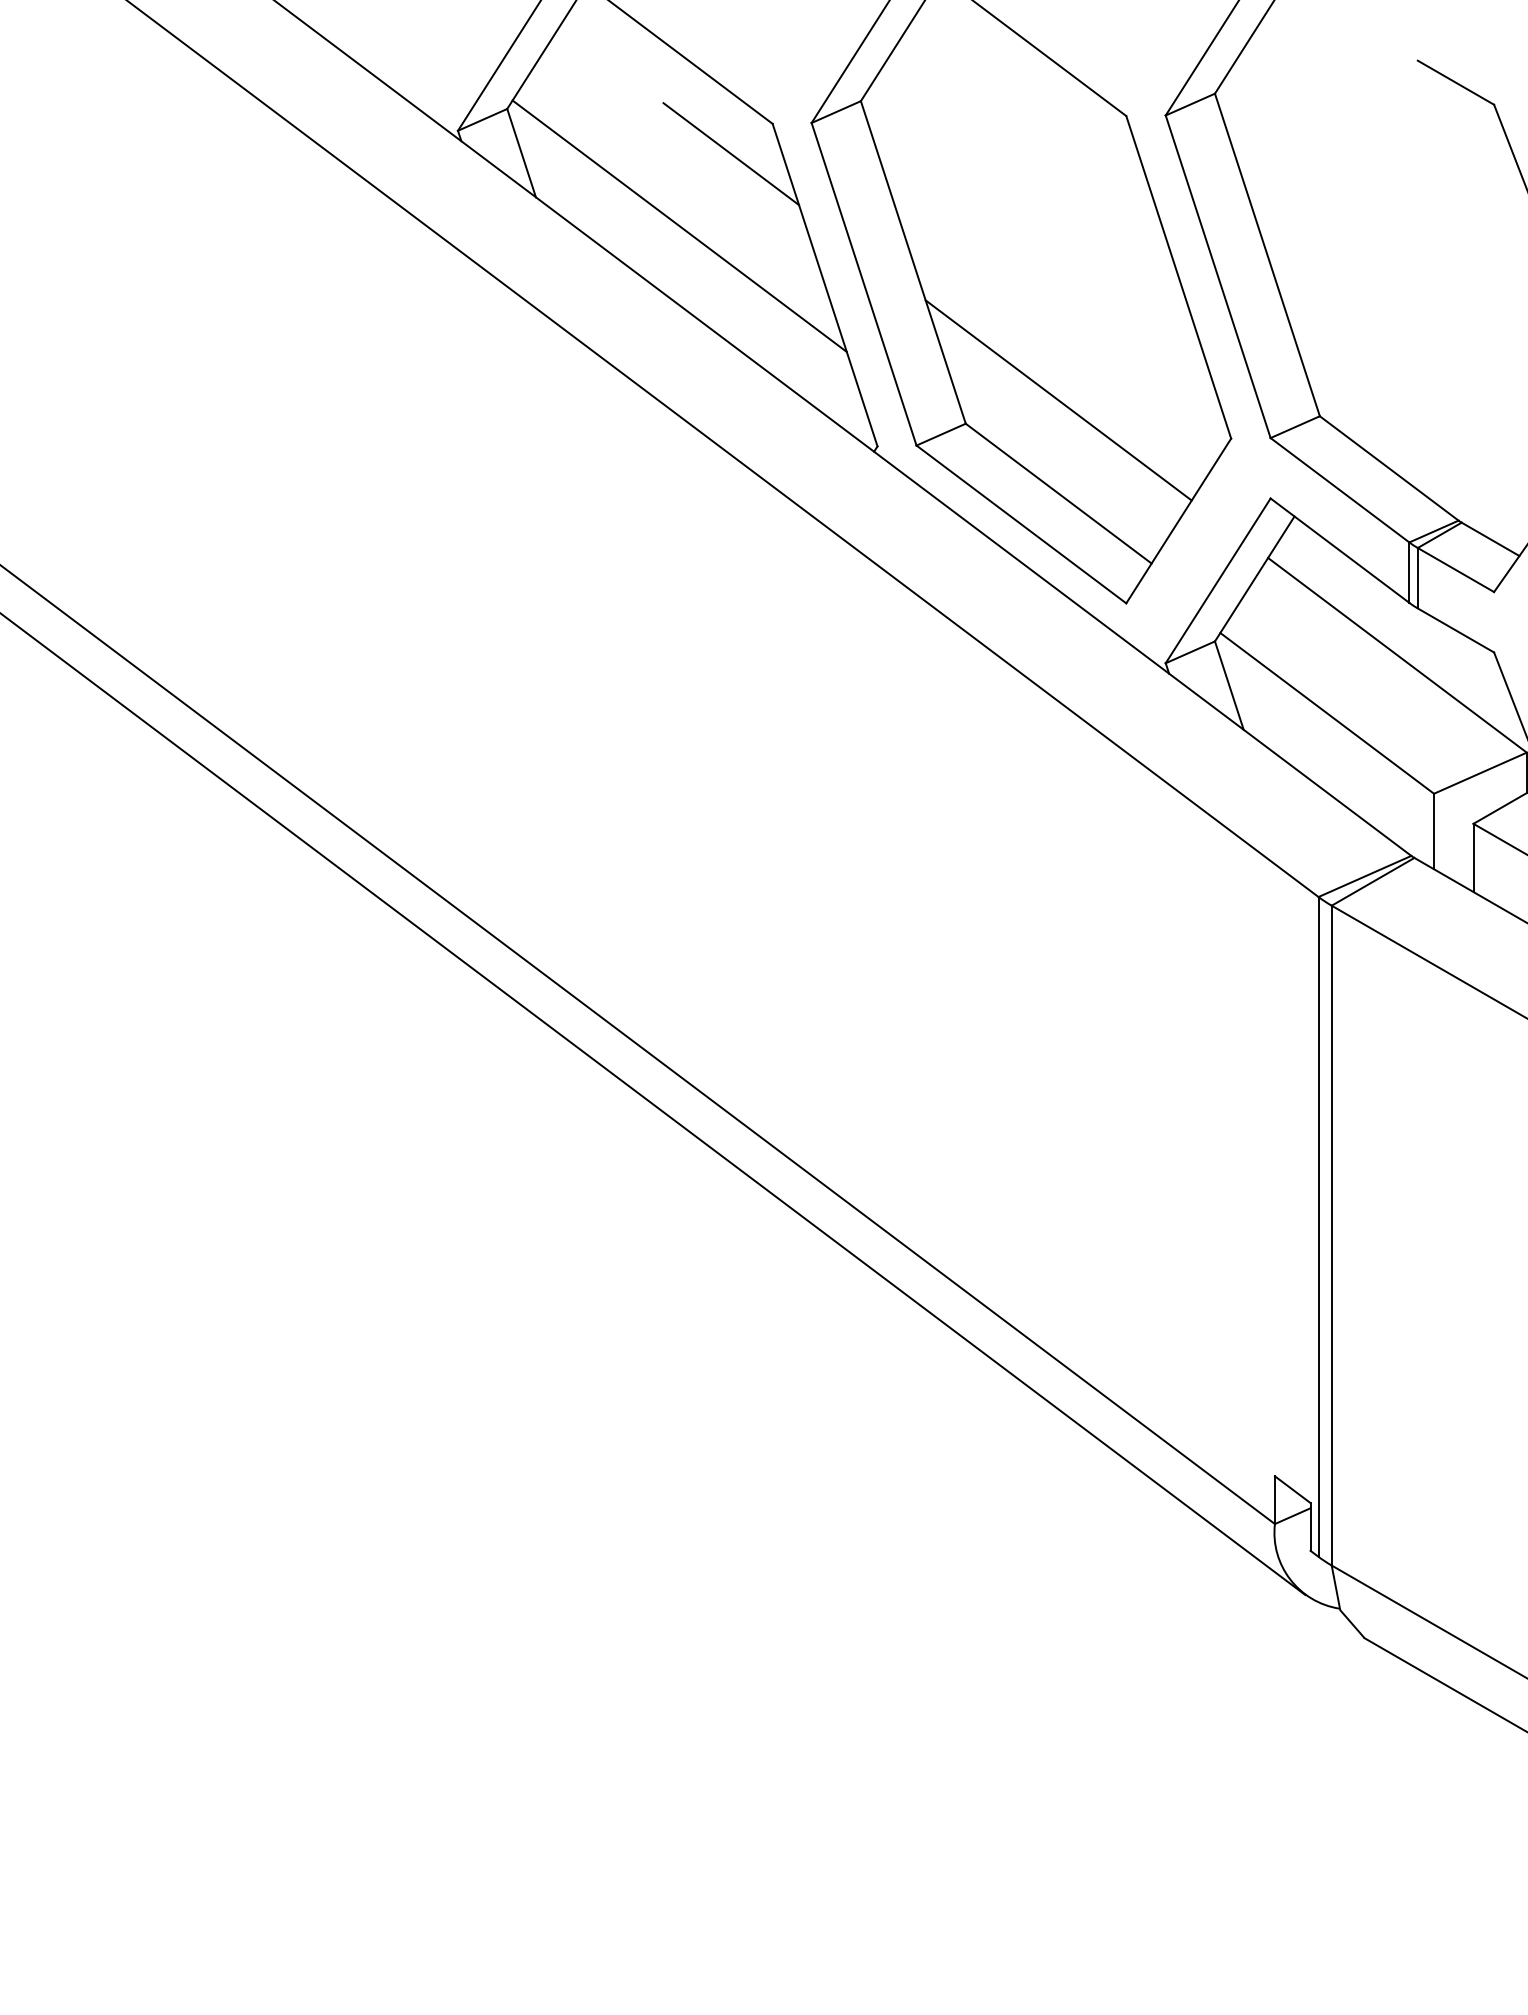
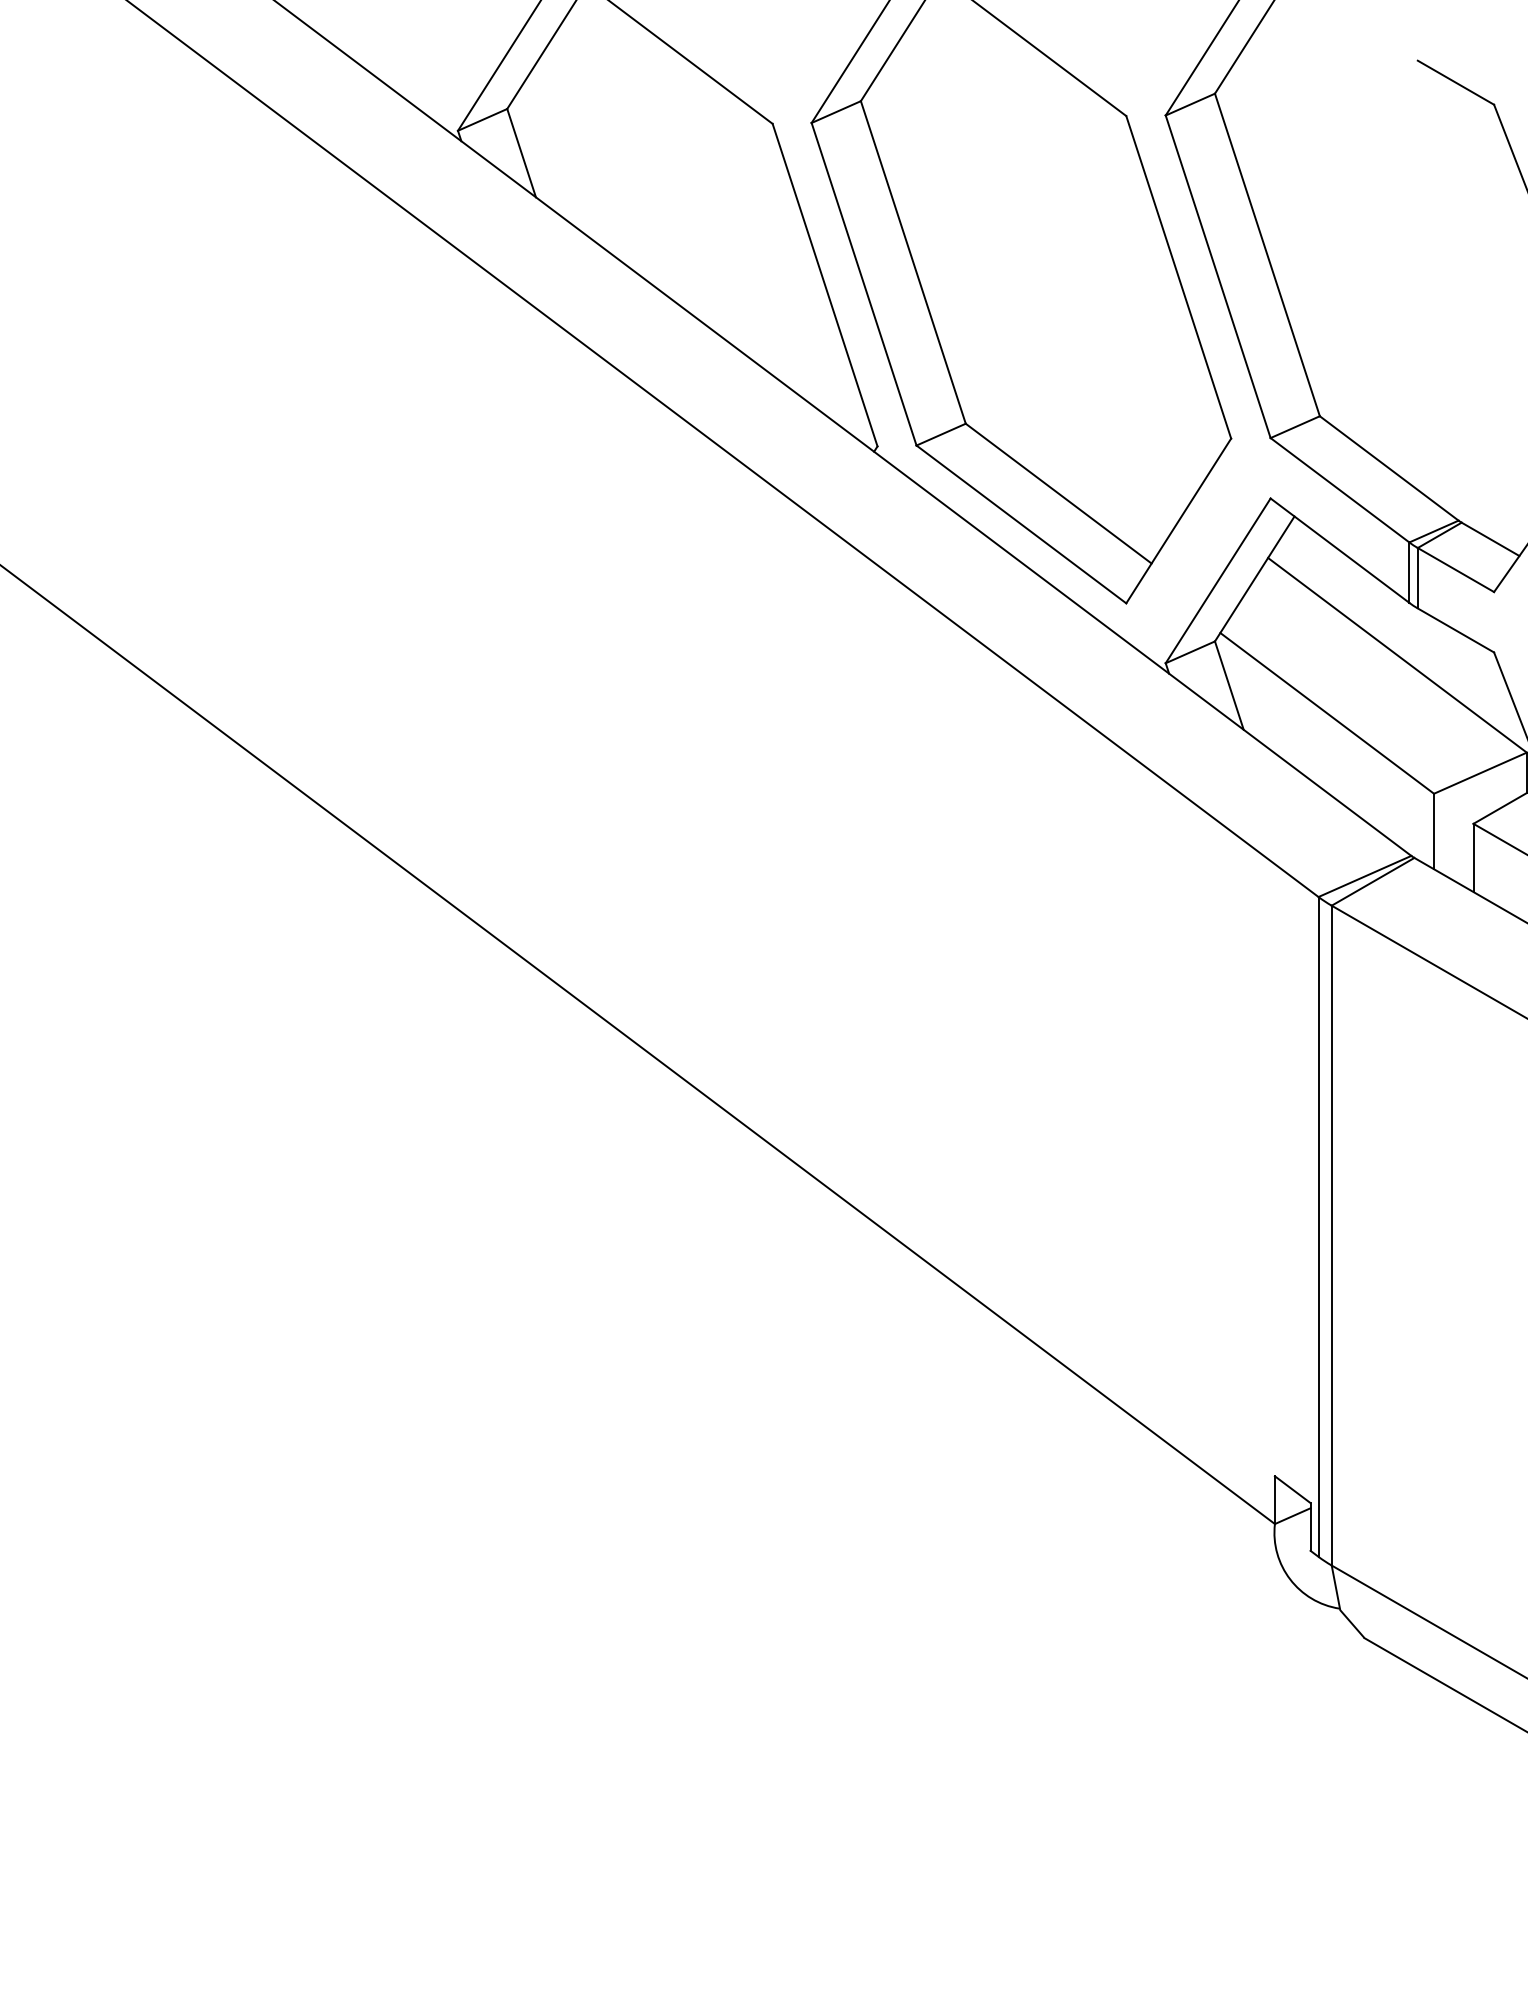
line: present -> none (731, 154)
line: present -> none (679, 225)
line: present -> none (1058, 400)
line: present -> none (653, 1104)
